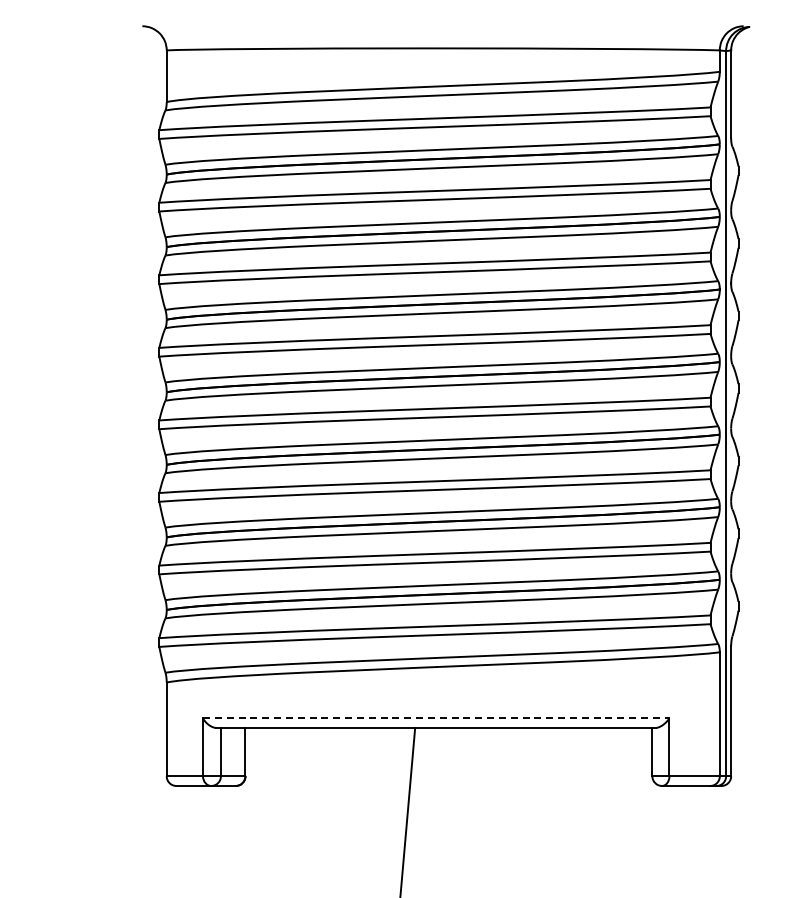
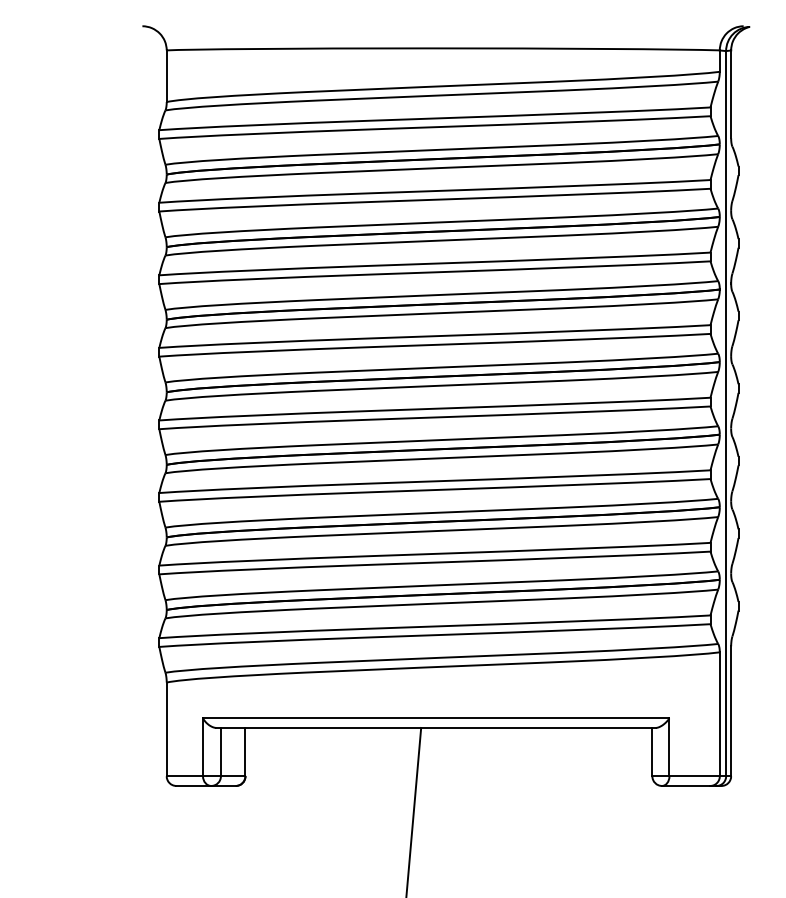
line: dashed -> solid (436, 718)
line position: (407, 810) -> (413, 810) (413, 810)
